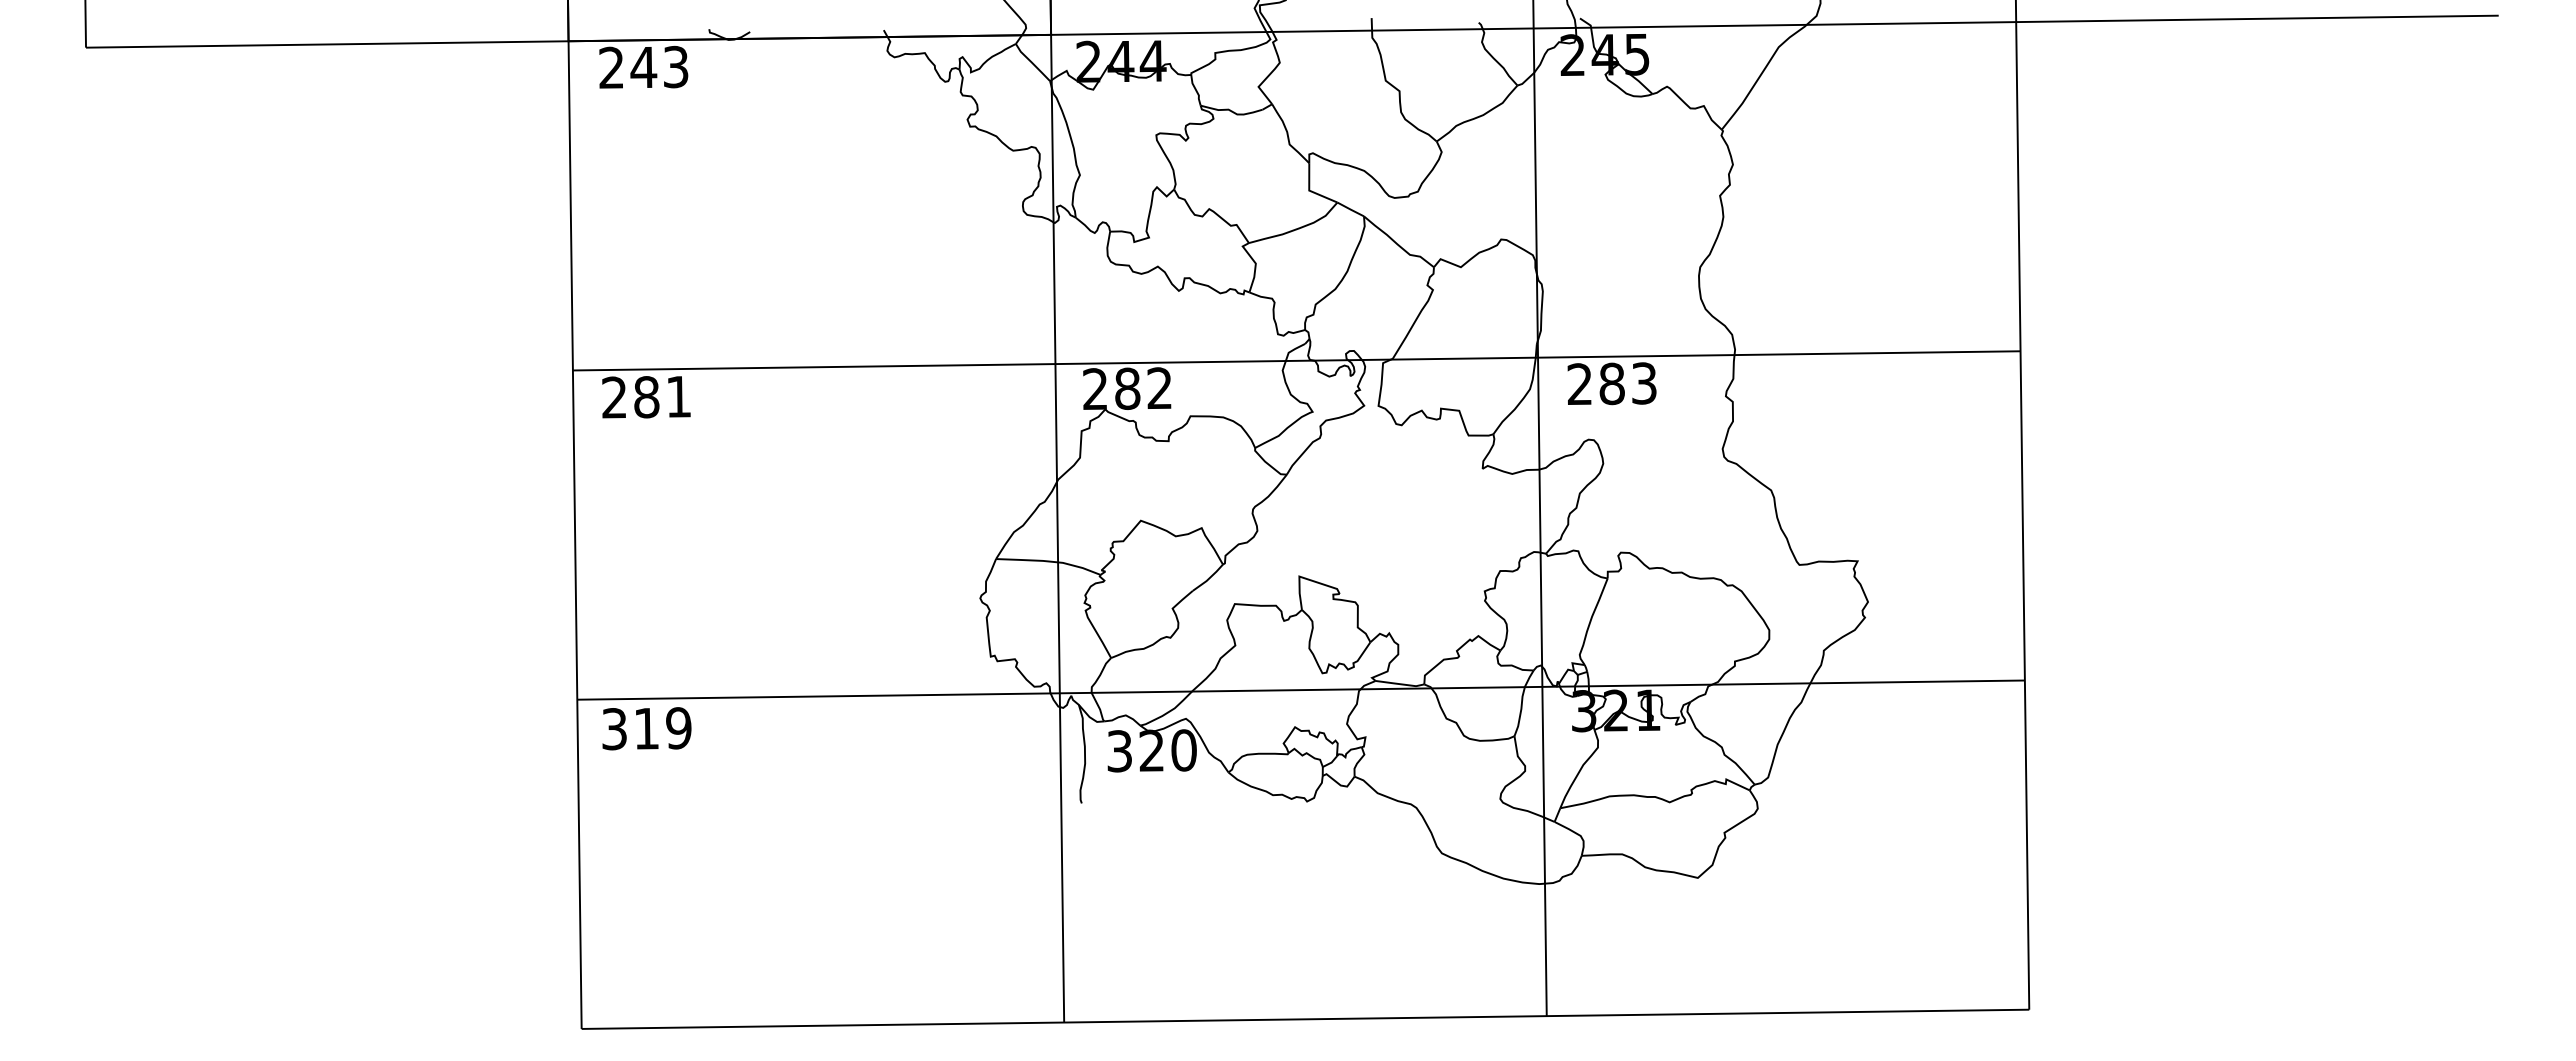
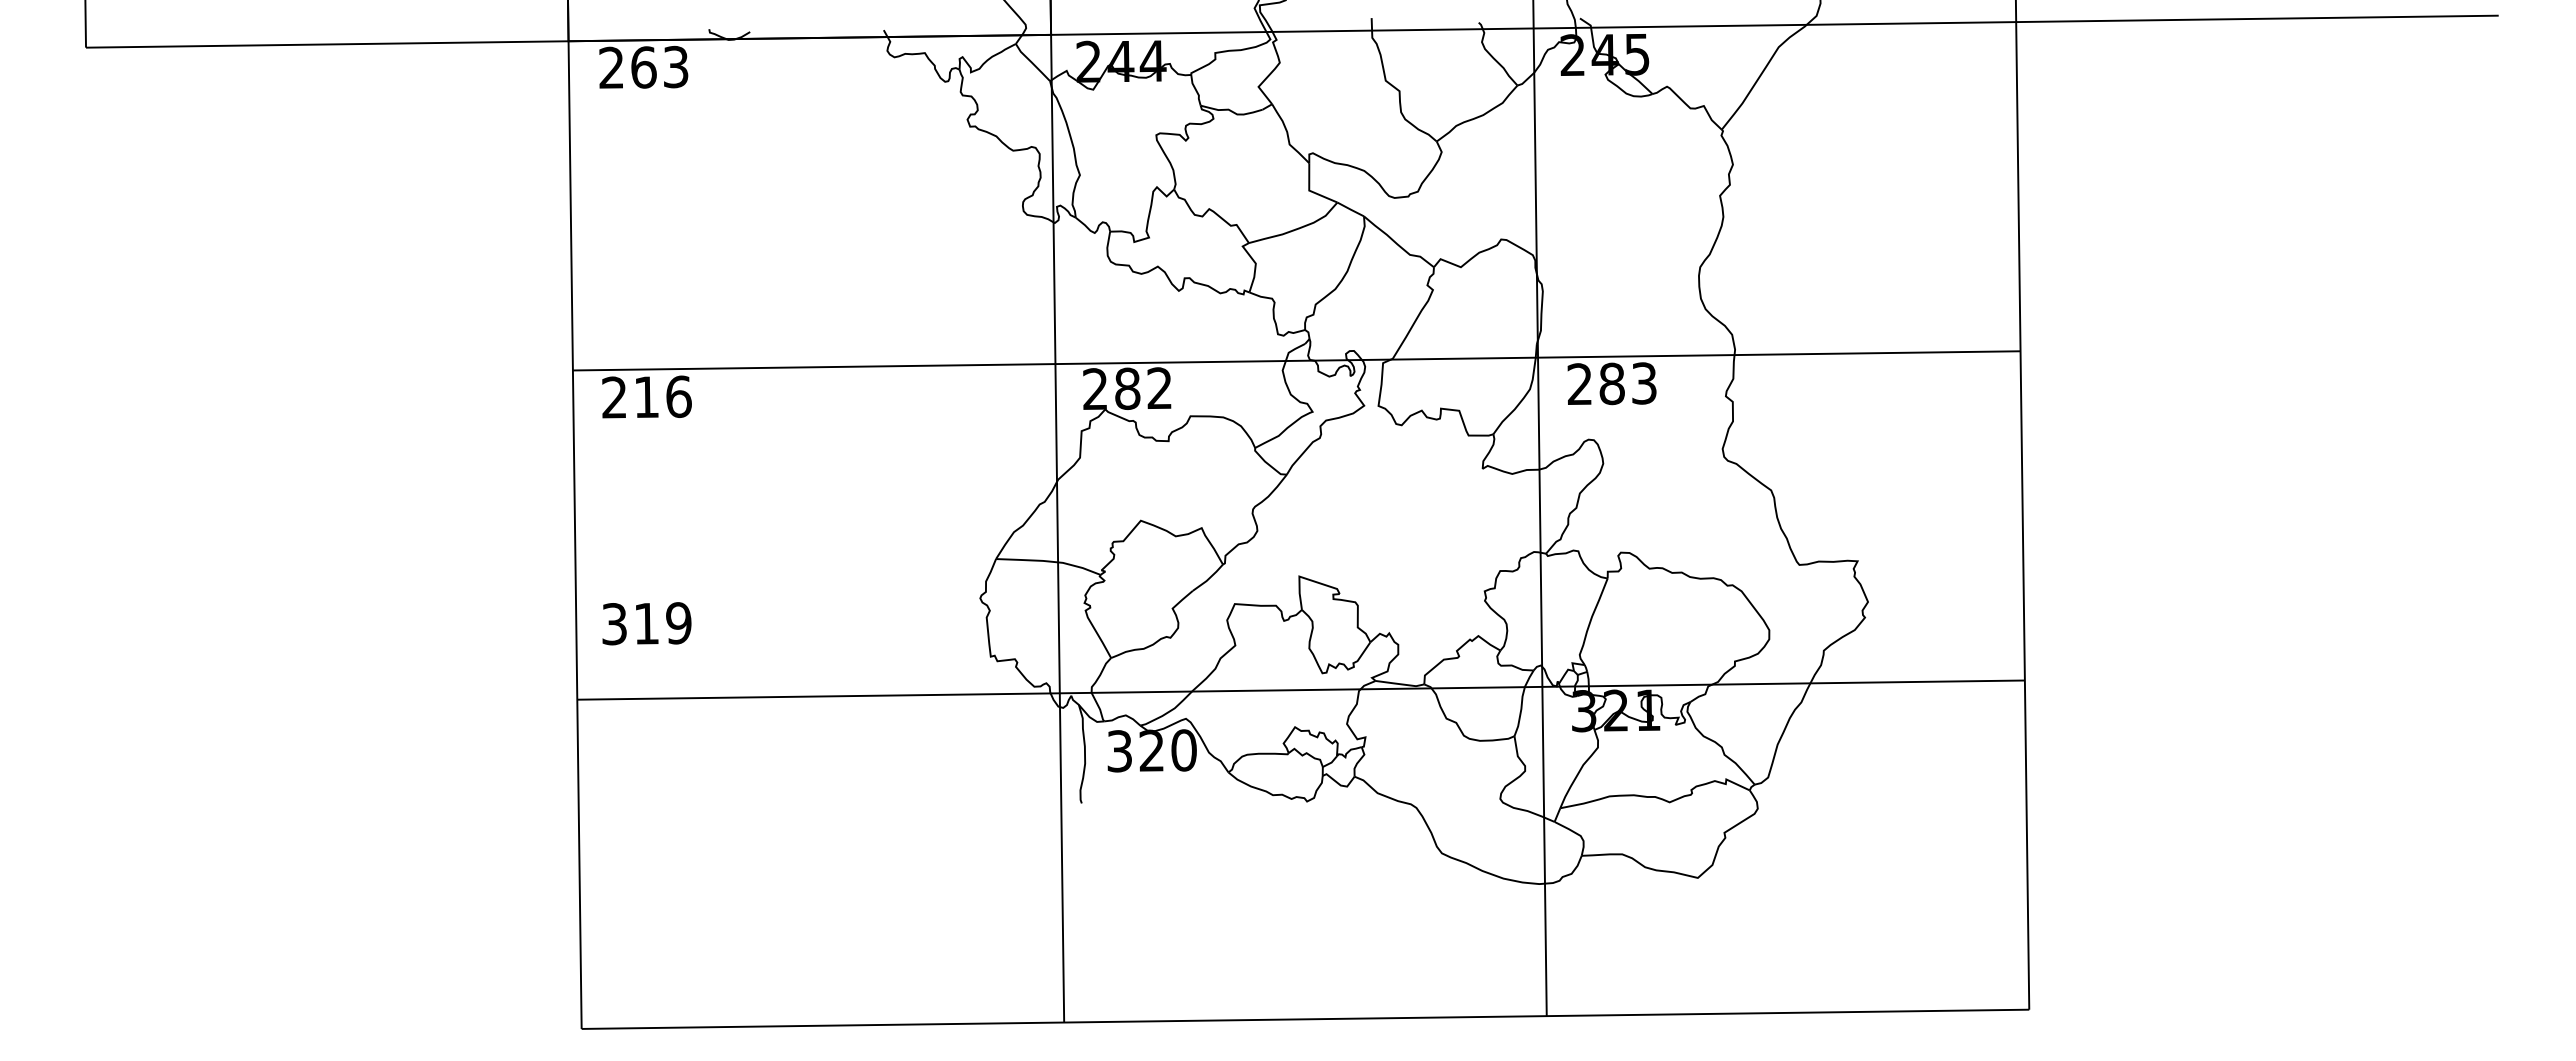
text: 243 -> 263 (643, 67)
text: 281 -> 216 (662, 396)
text position: (646, 728) -> (646, 623) (646, 623)
